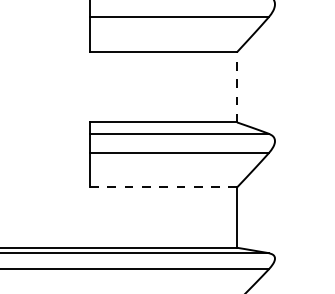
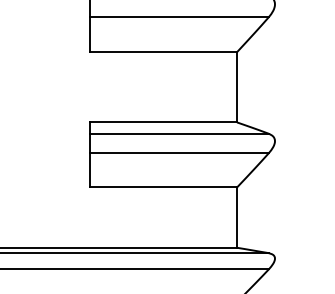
line: dashed -> solid (237, 86)
line: dashed -> solid (163, 187)
